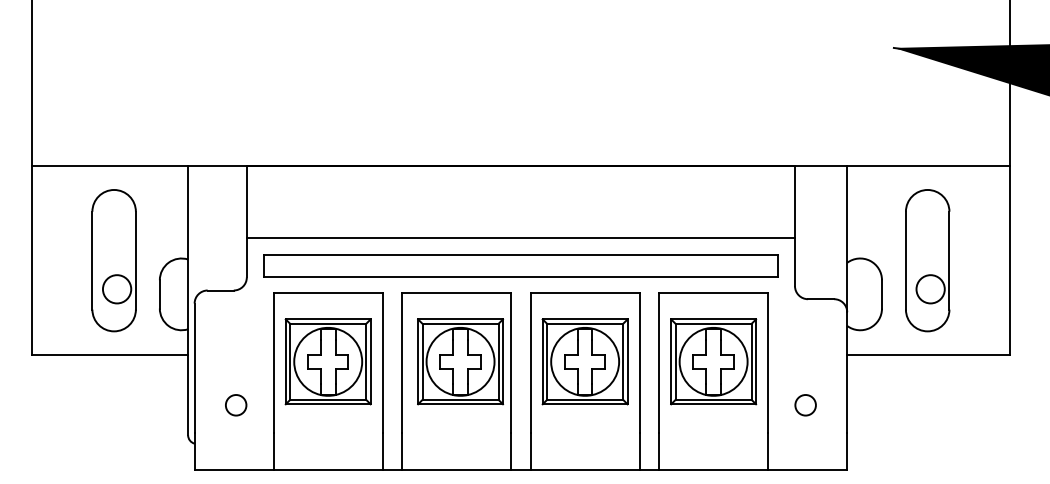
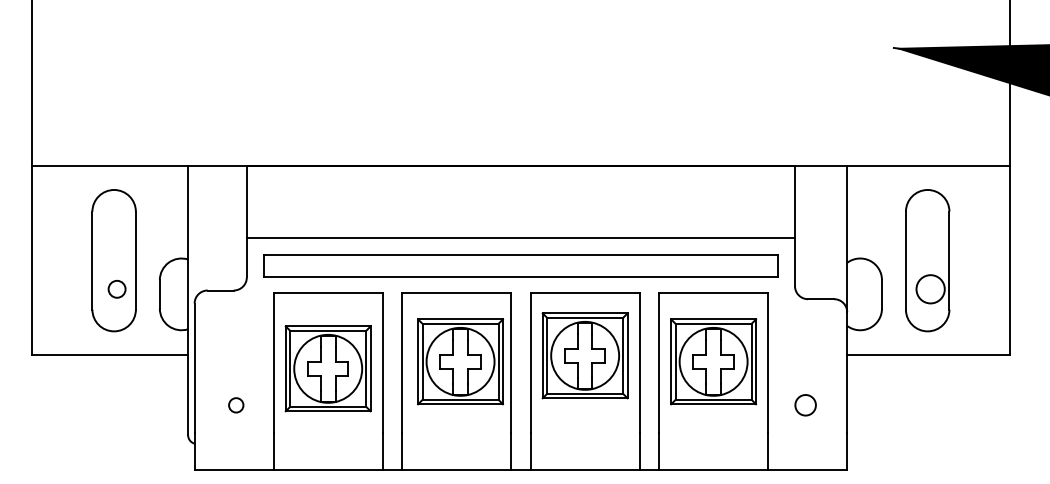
circle diameter: 28 px -> 17 px (116, 288)
part position: (327, 361) -> (327, 368) (327, 368)
part position: (584, 361) -> (584, 355) (584, 355)
circle size: 23x23 px -> 17x17 px (236, 405)
